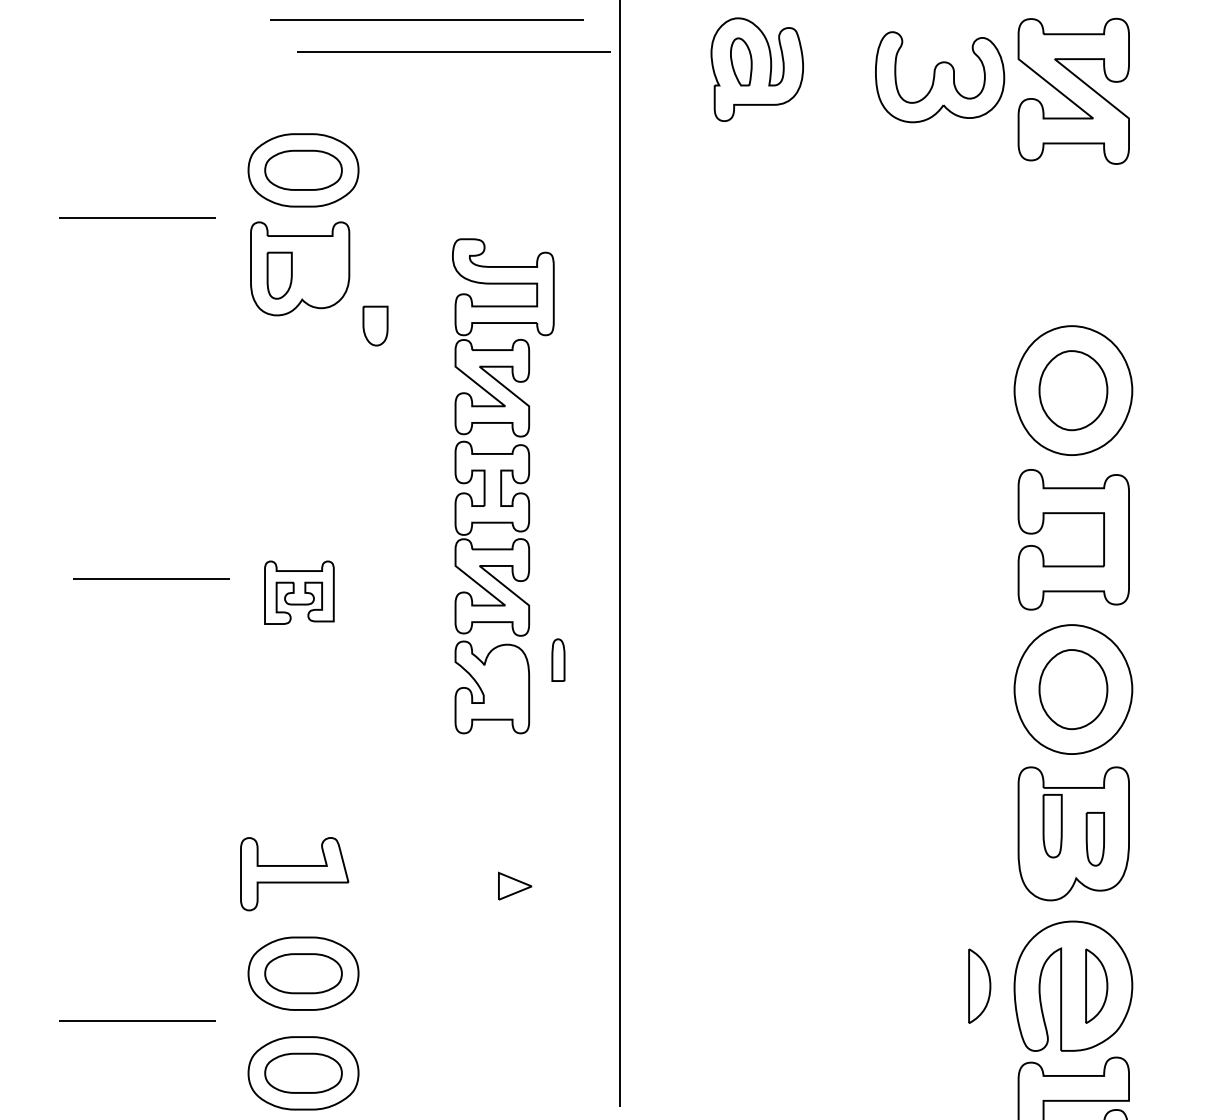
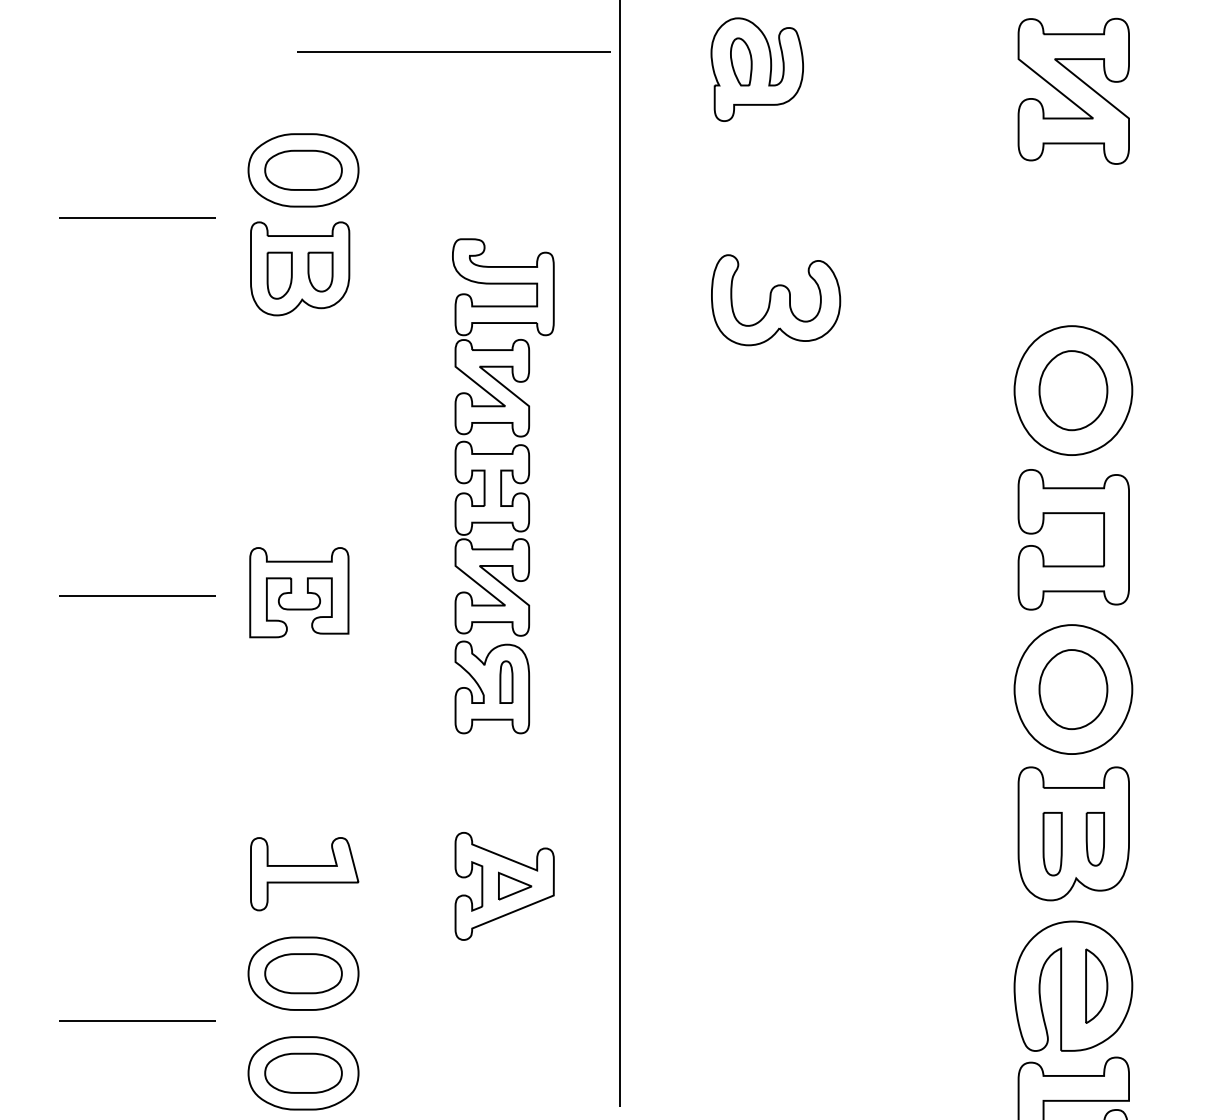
line: present -> none (426, 19)
part position: (940, 77) -> (776, 300) (776, 300)
part position: (375, 325) -> (320, 271) (320, 271)
line position: (151, 578) -> (137, 595) (137, 595)
part size: 71x65 px -> 101x92 px (299, 592)
part position: (558, 659) -> (506, 681) (506, 681)
part position: (1052, 826) -> (1052, 844) (1052, 844)
part position: (294, 874) -> (304, 874) (304, 874)
part: none -> present (504, 886)
part: present -> none (979, 985)
